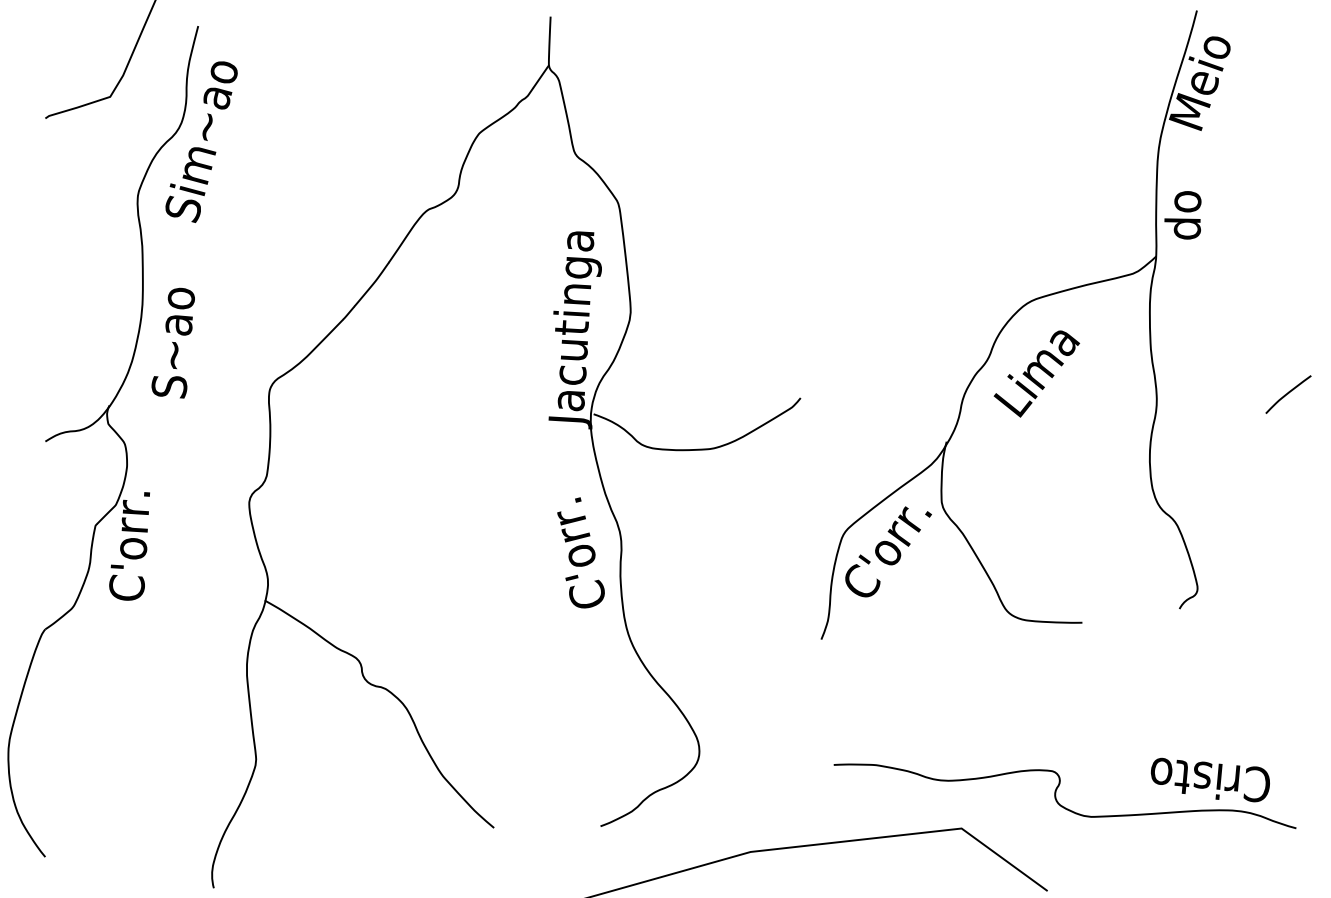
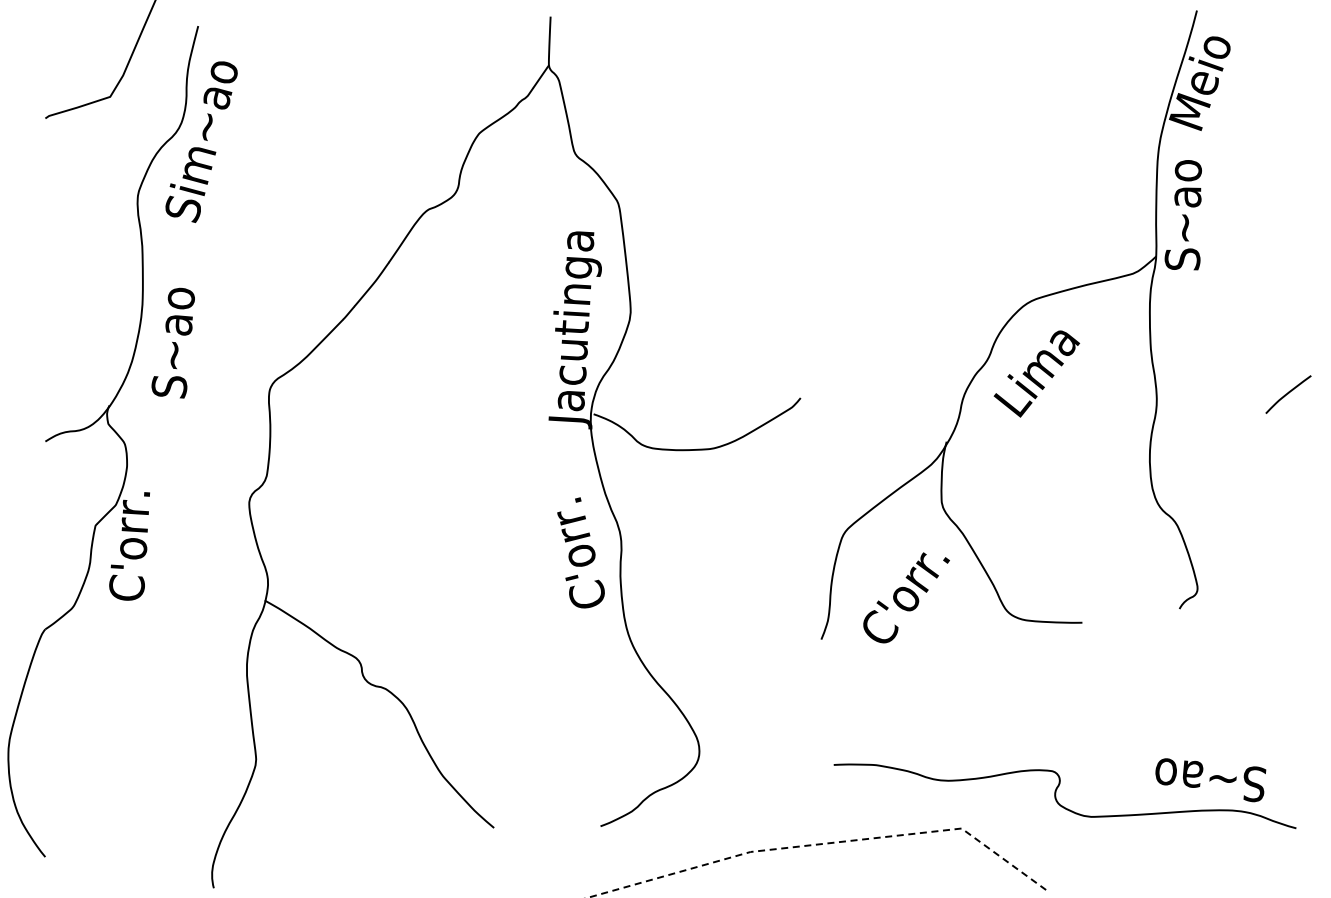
text: do -> S~ao (1183, 215)
text position: (888, 551) -> (906, 597) (906, 597)
text: Cristo -> S~ao (1209, 779)
line: solid -> dashed (825, 843)
